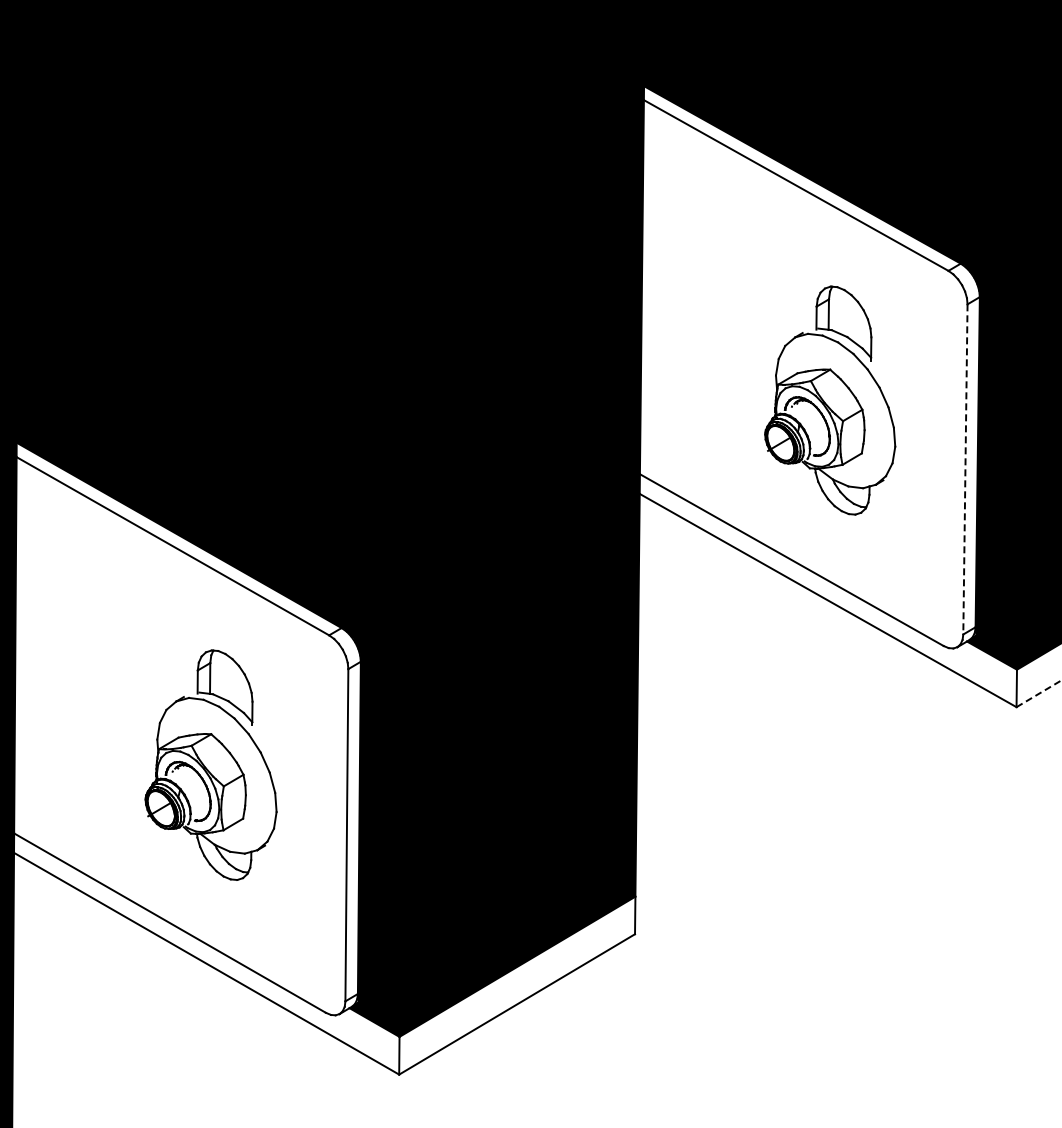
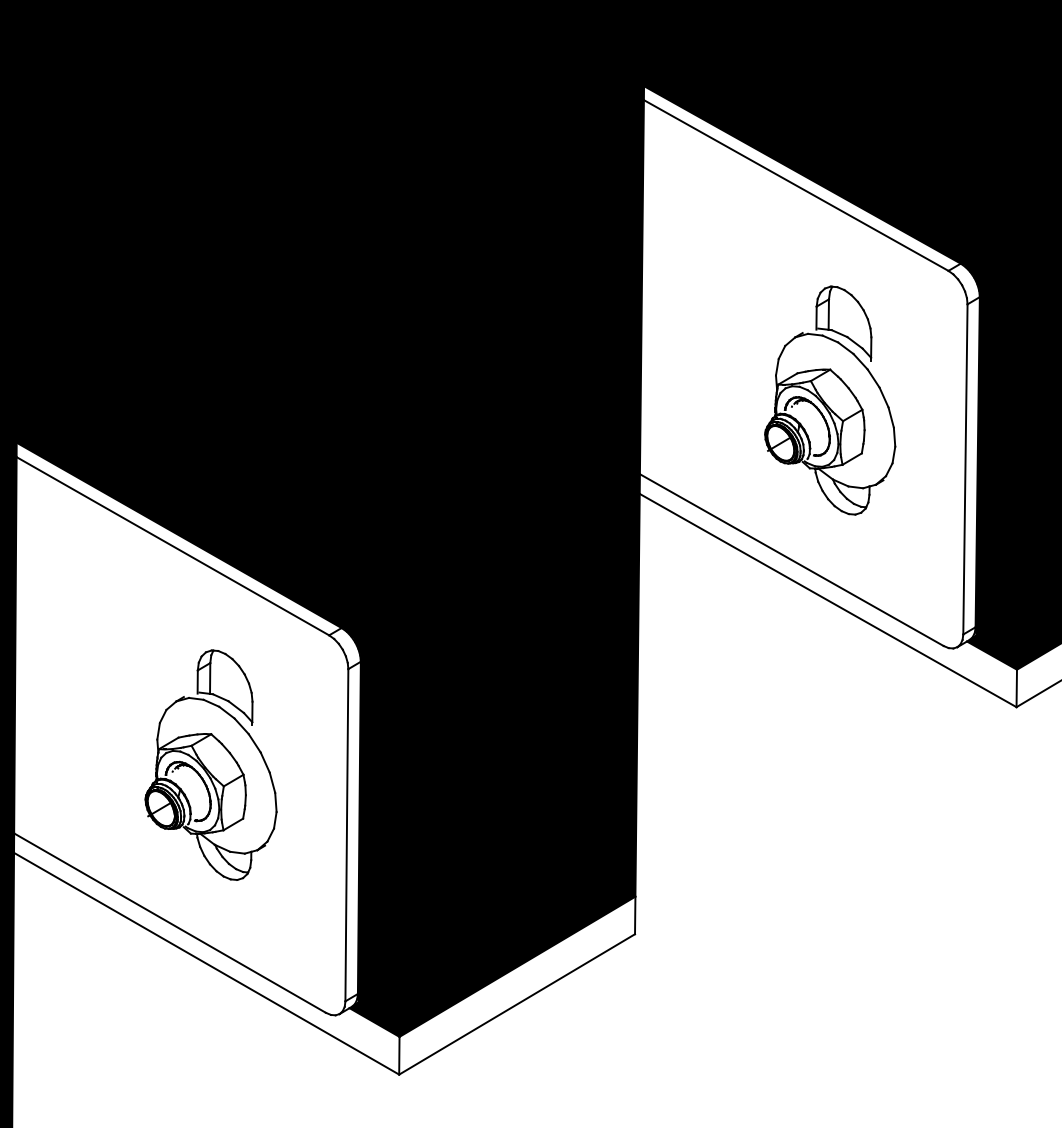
line: dashed -> solid (965, 469)
line: dashed -> solid (1038, 693)
